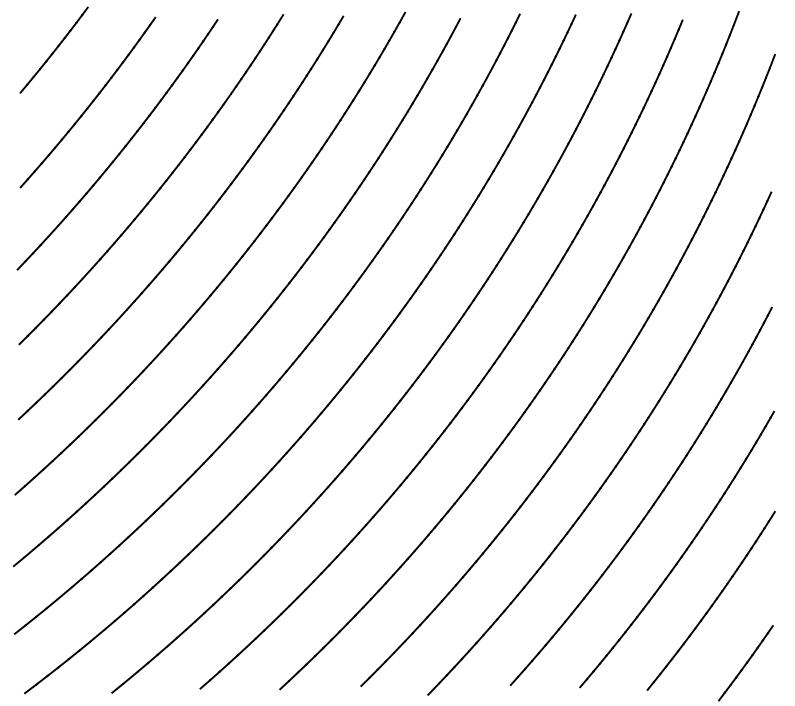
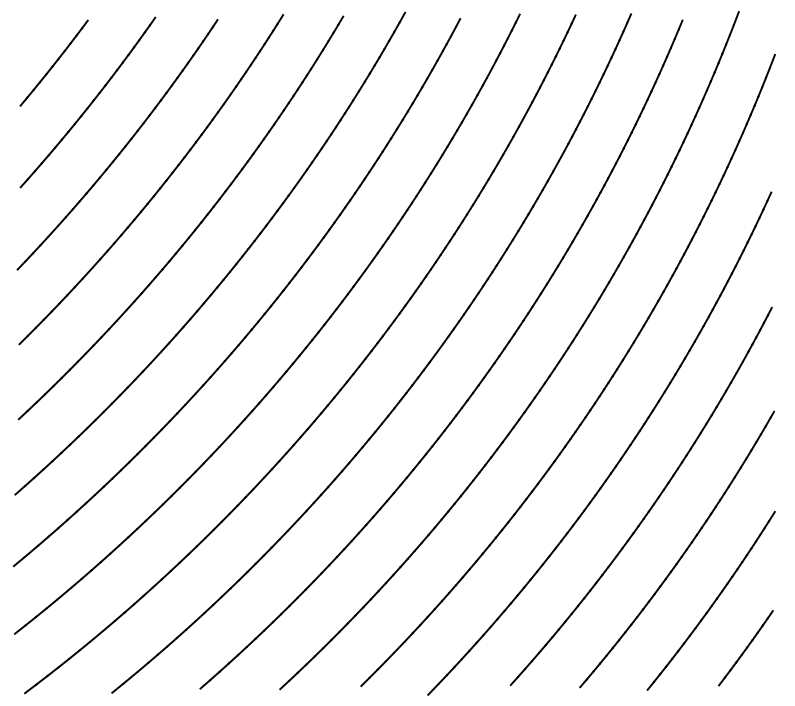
line position: (54, 49) -> (54, 62) (54, 62)
line position: (745, 663) -> (745, 648) (745, 648)
